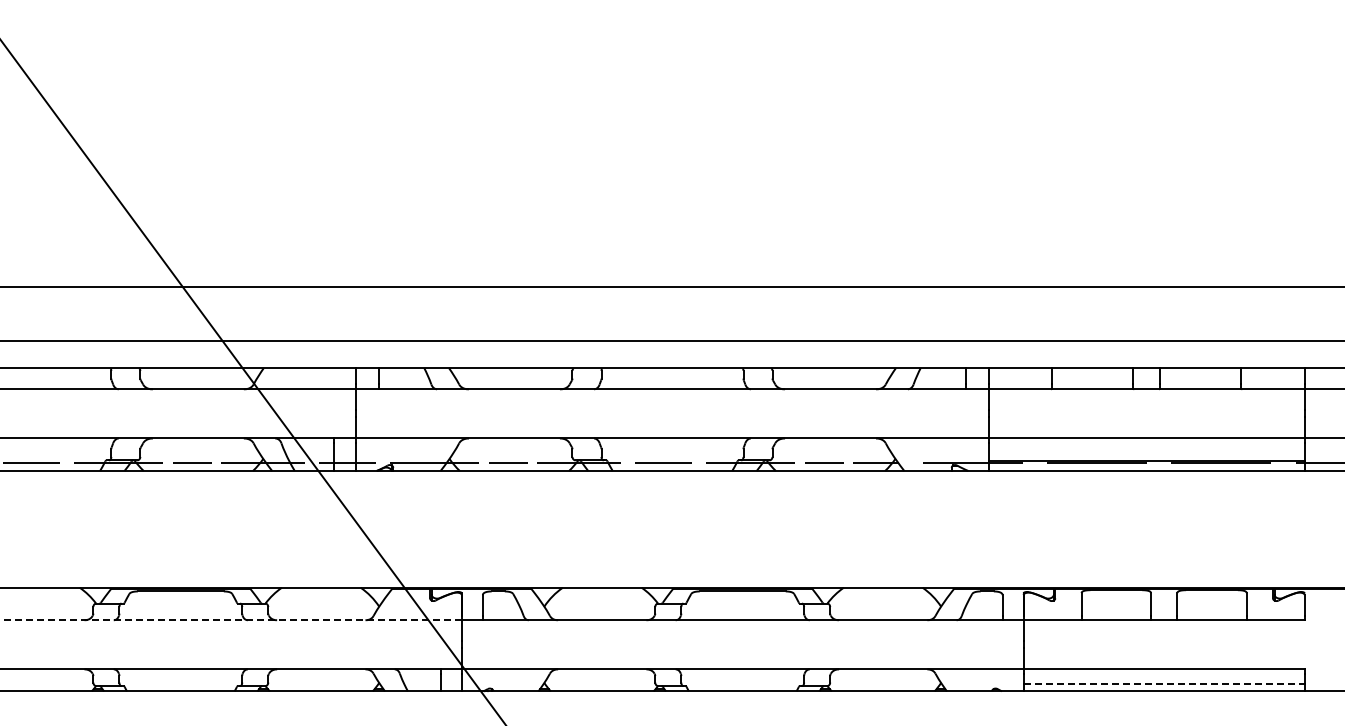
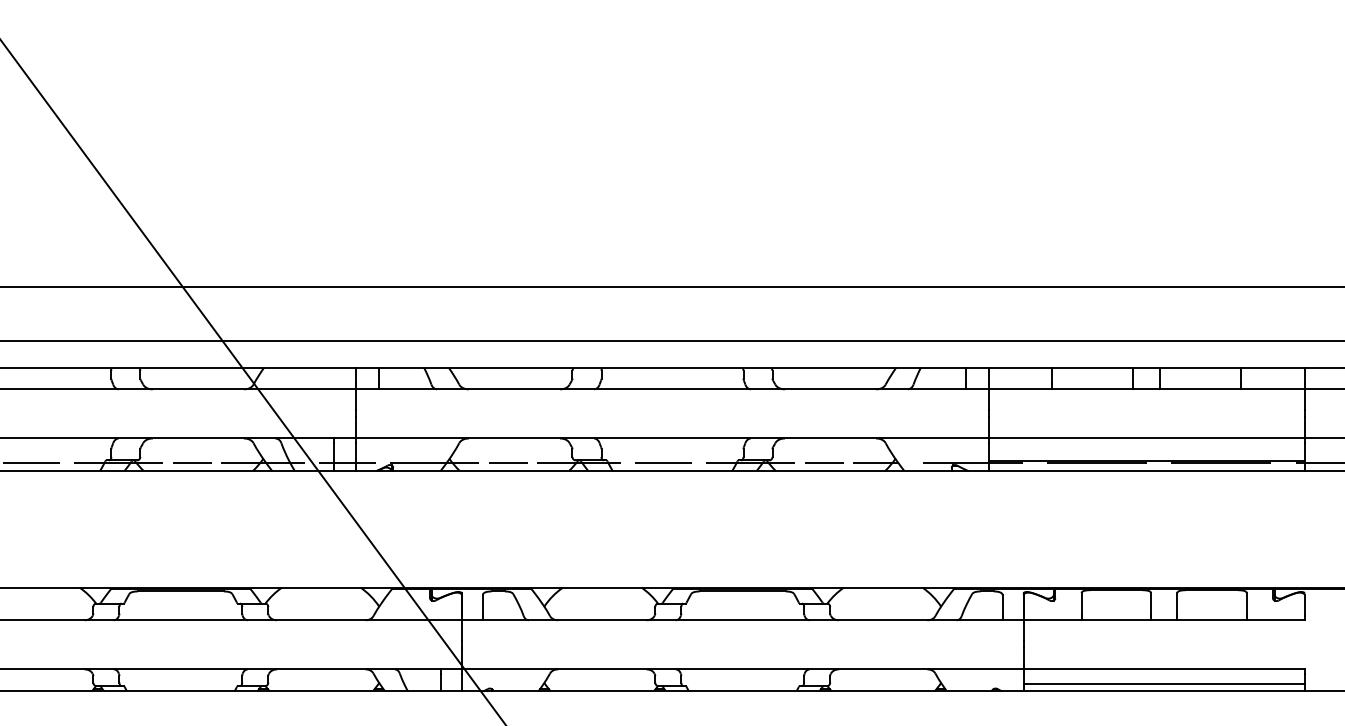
line: dashed -> solid (230, 620)
line: dashed -> solid (1164, 684)
